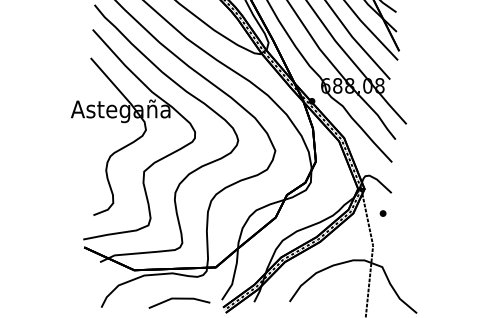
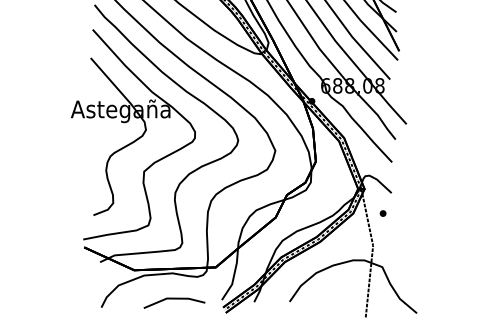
line position: (179, 299) -> (174, 299) (174, 299)
